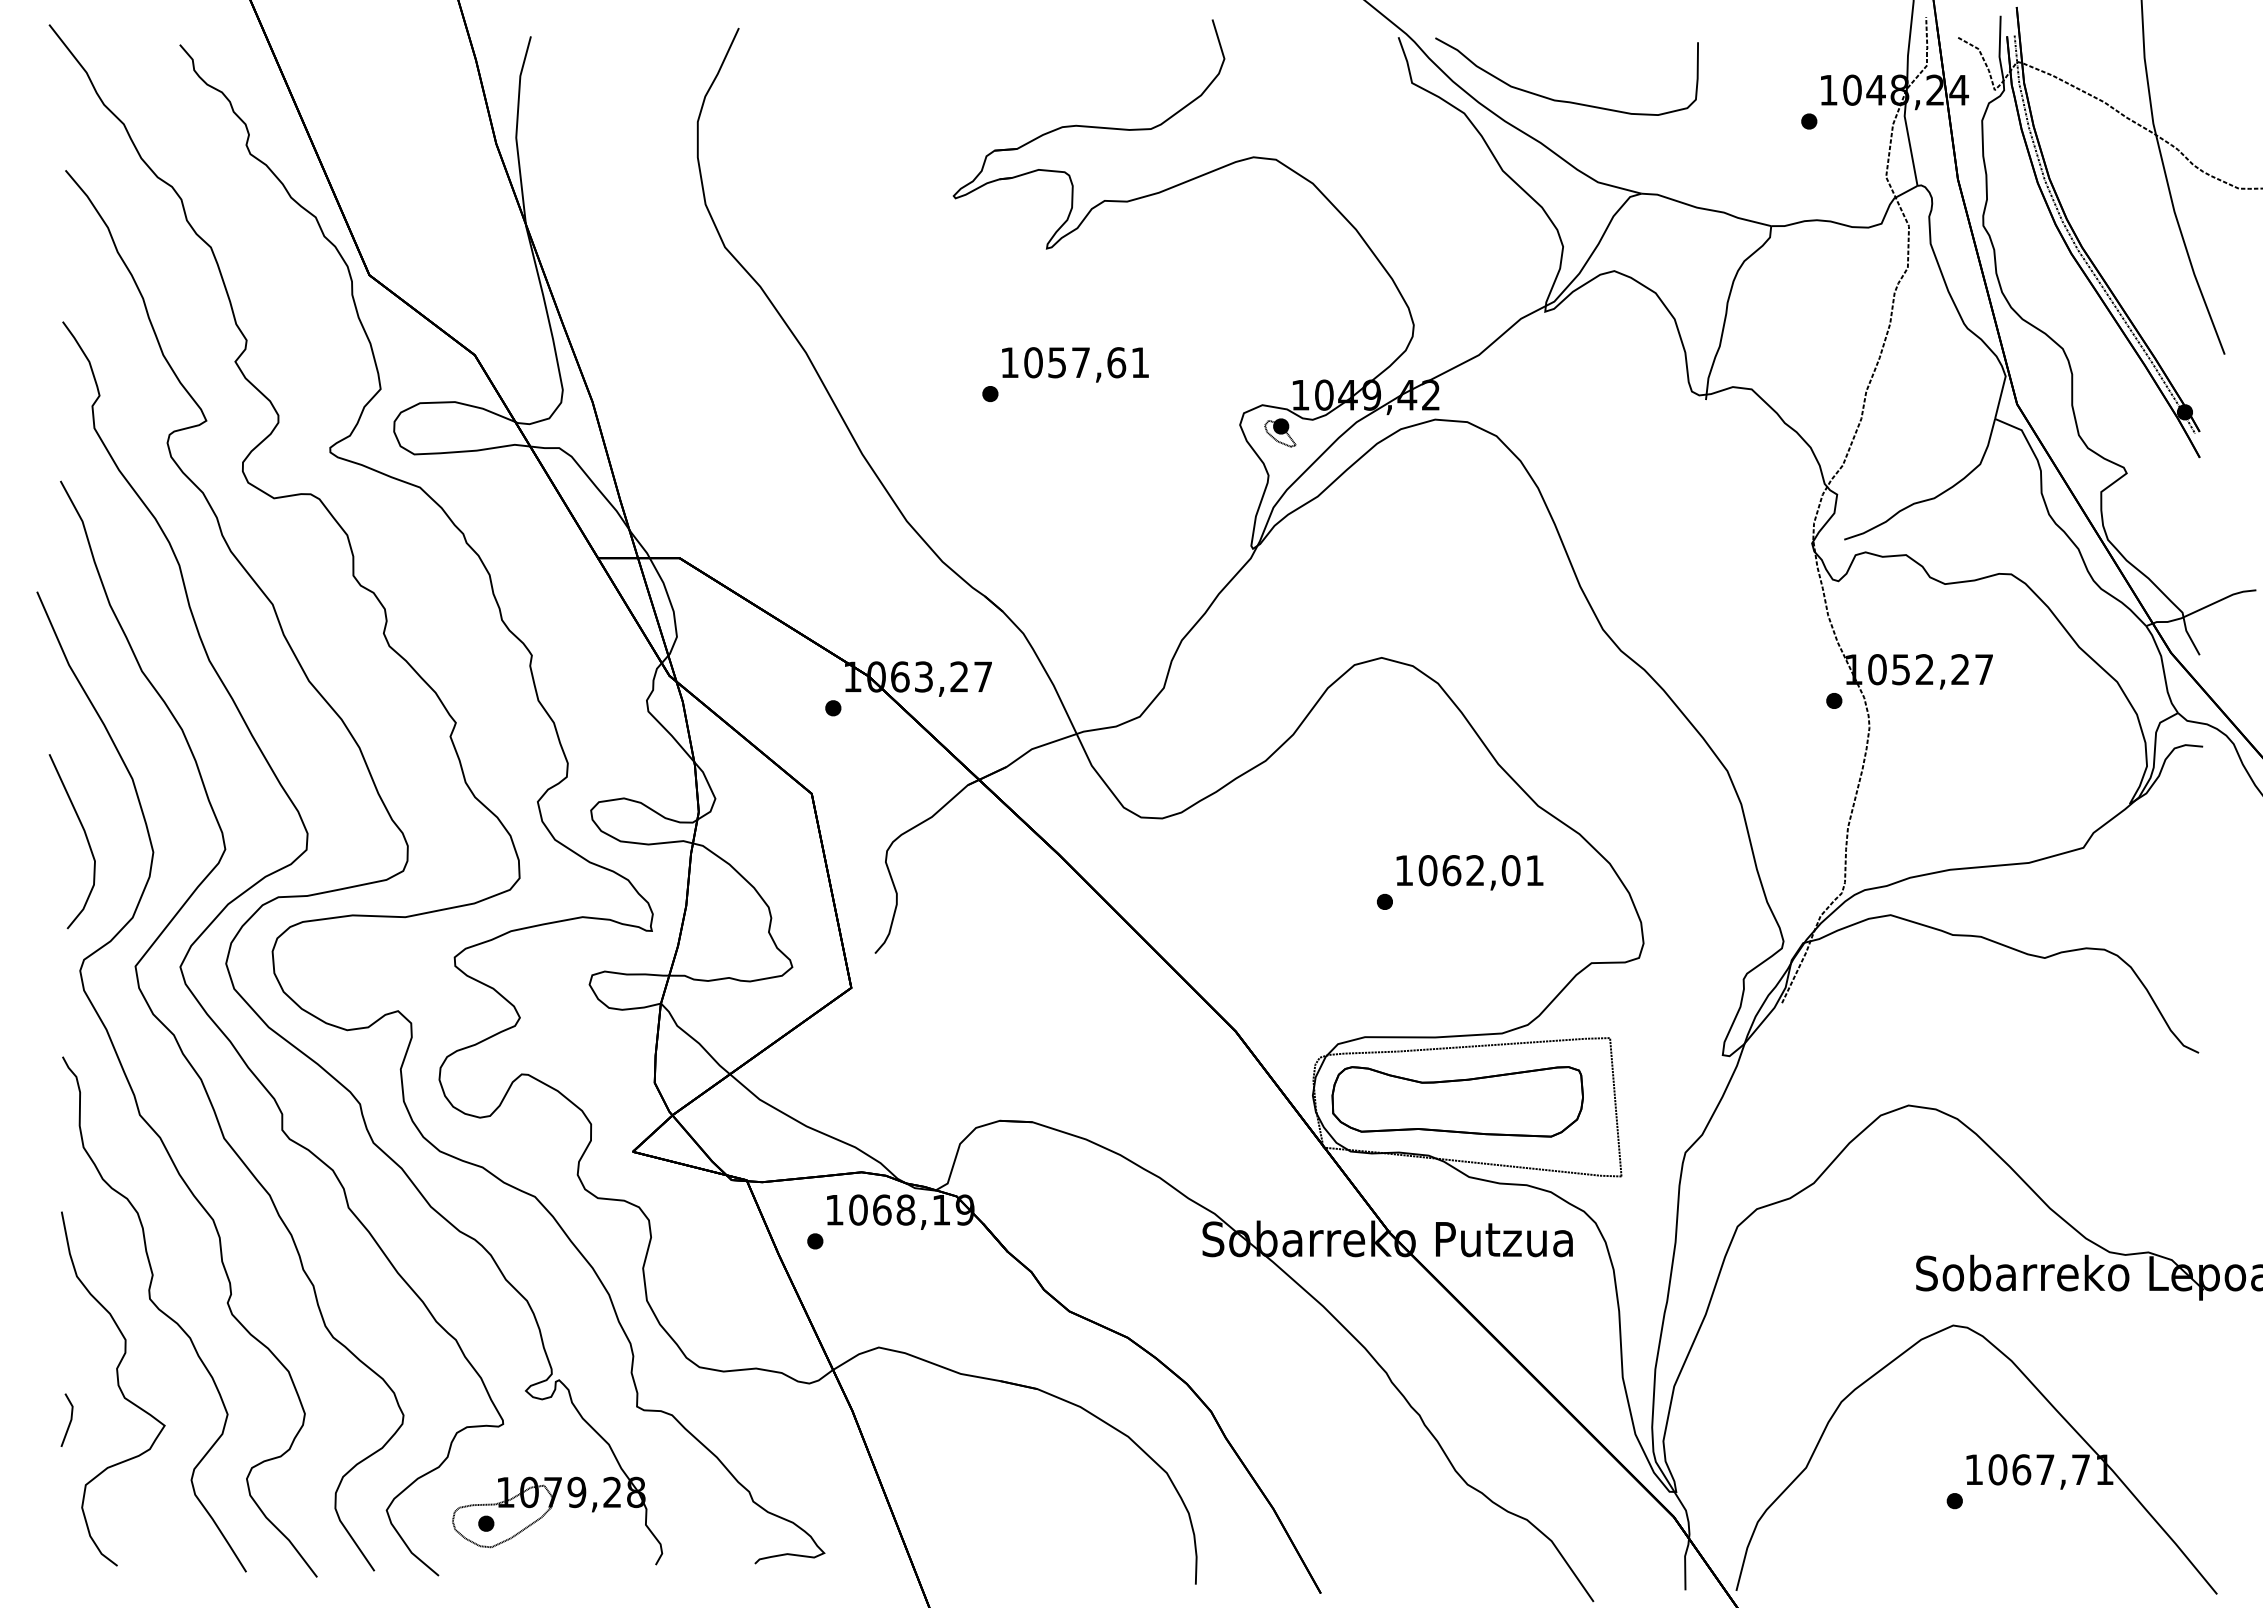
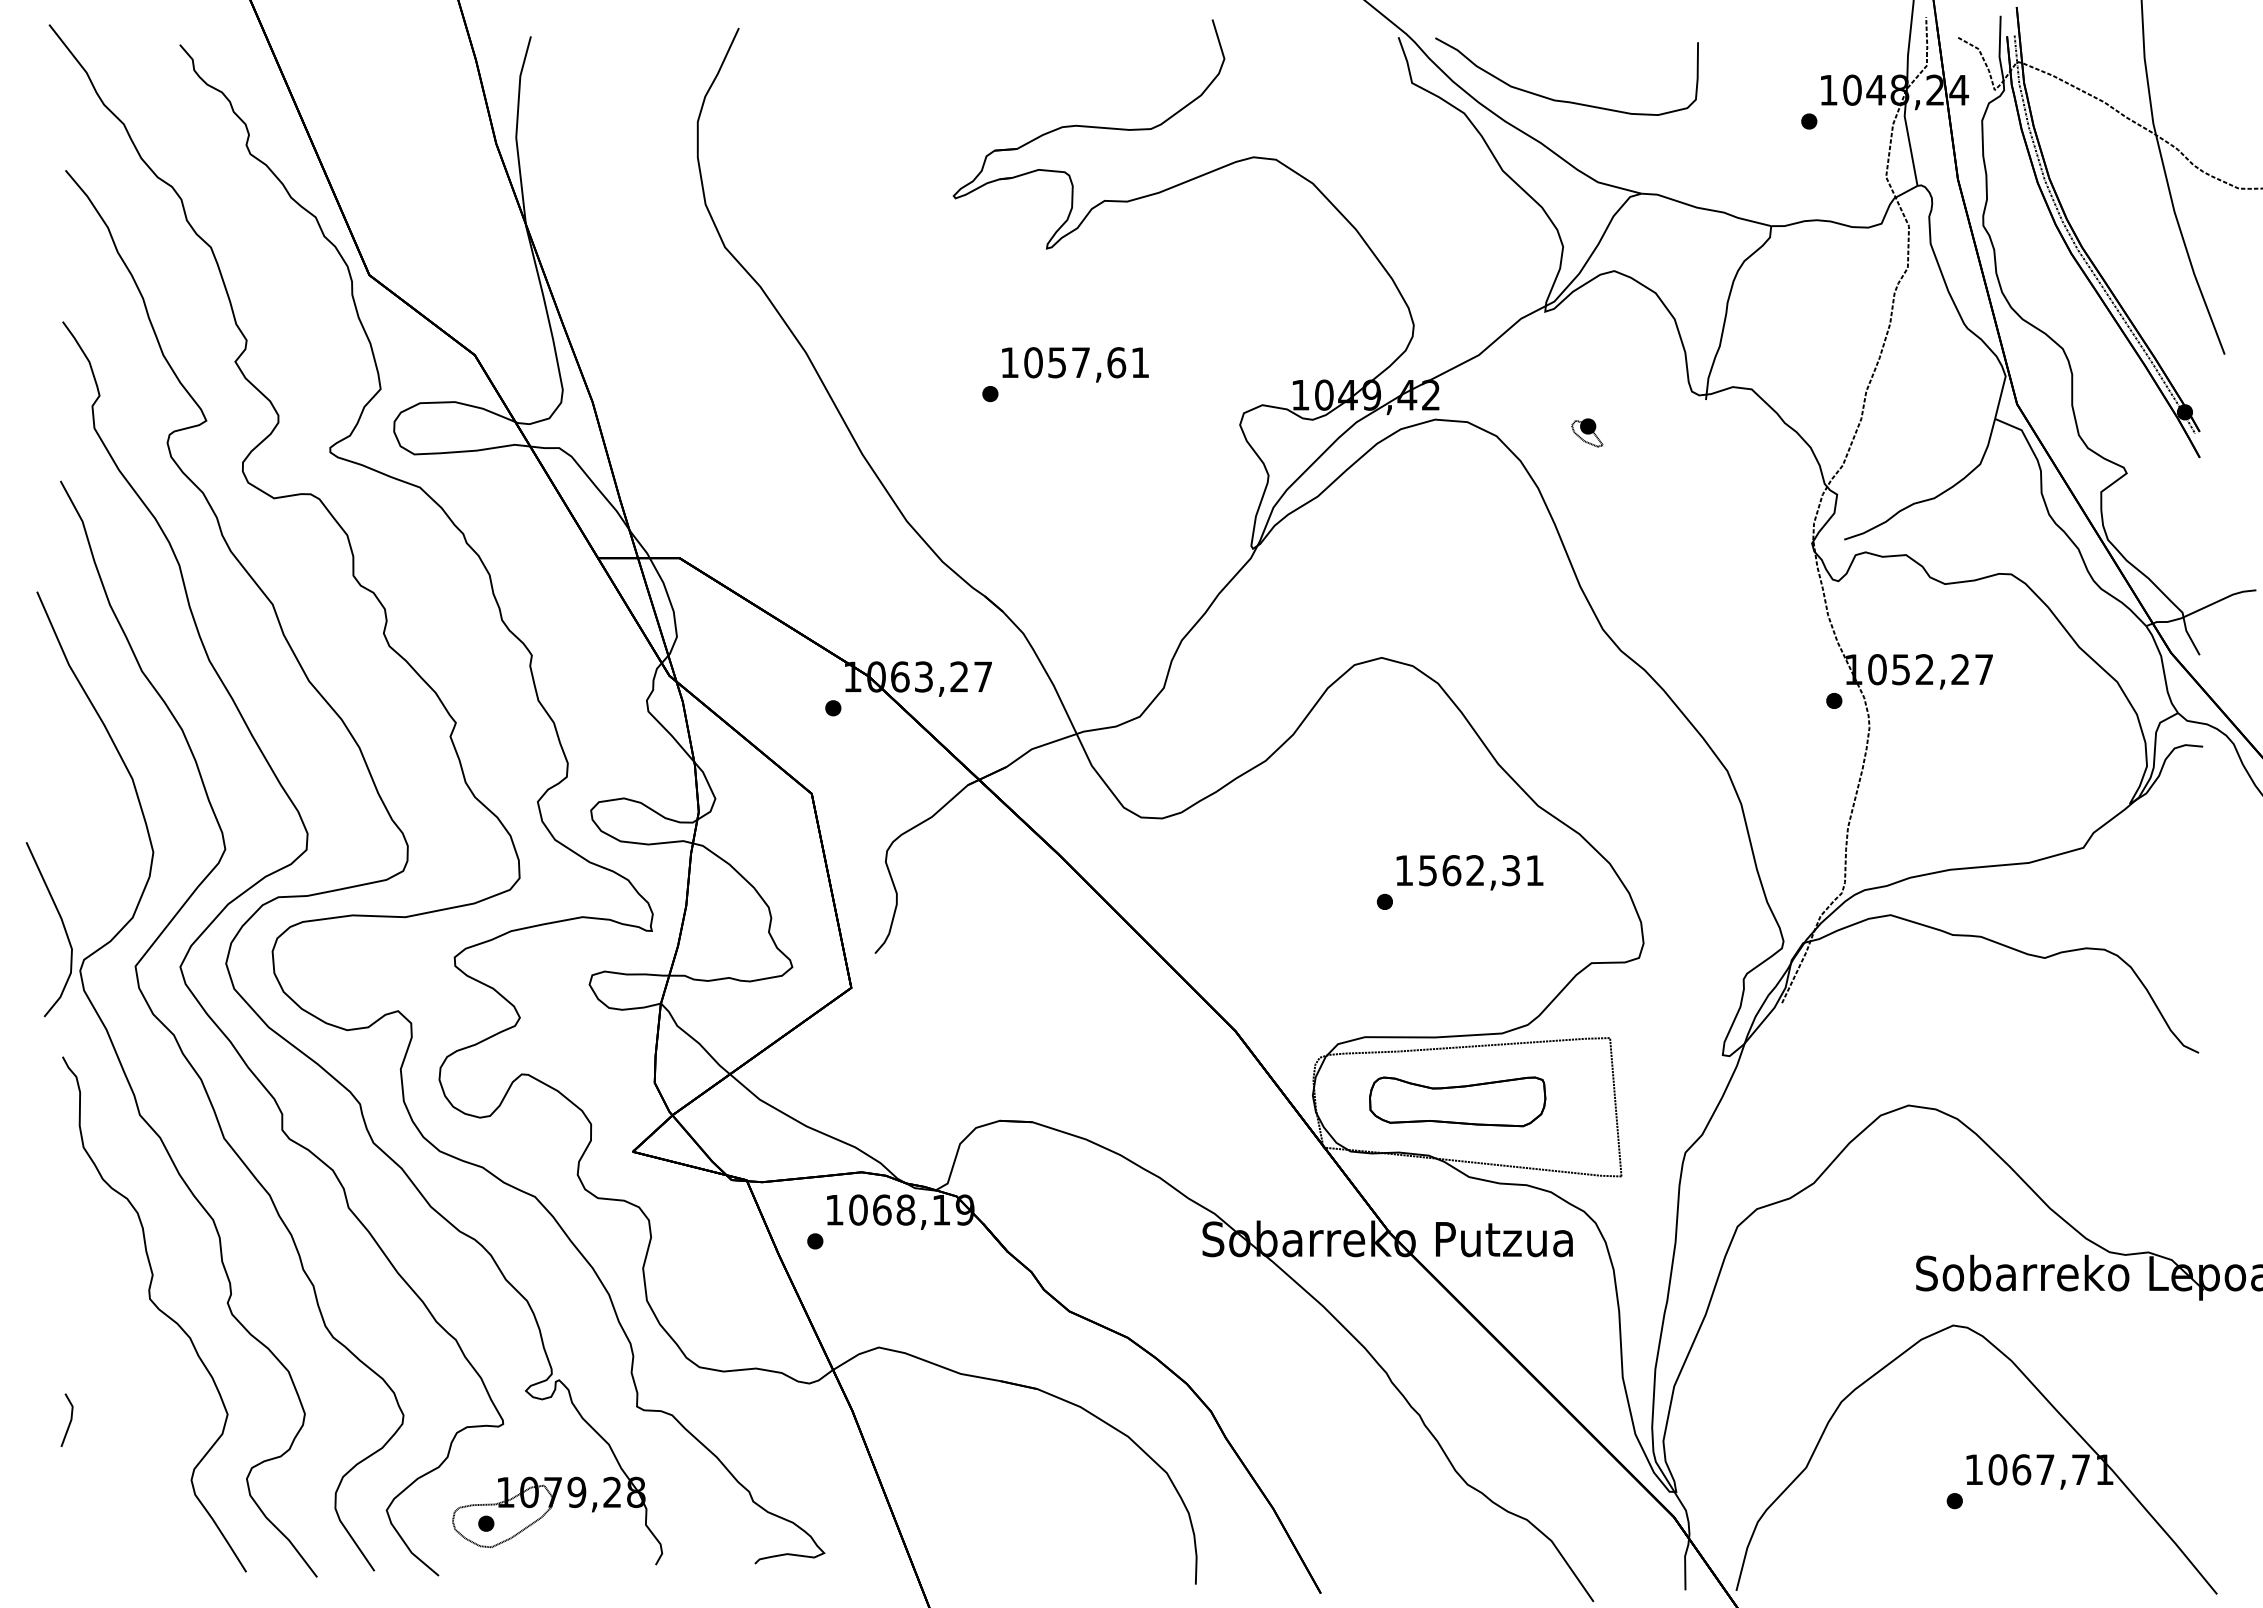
part position: (1280, 432) -> (1587, 432) (1587, 432)
curve position: (85, 837) -> (62, 925) (62, 925)
text: 1062,01 -> 1562,31 (1469, 870)
part size: 253x72 px -> 178x52 px (1457, 1101)
curve: present -> none (117, 1385)
